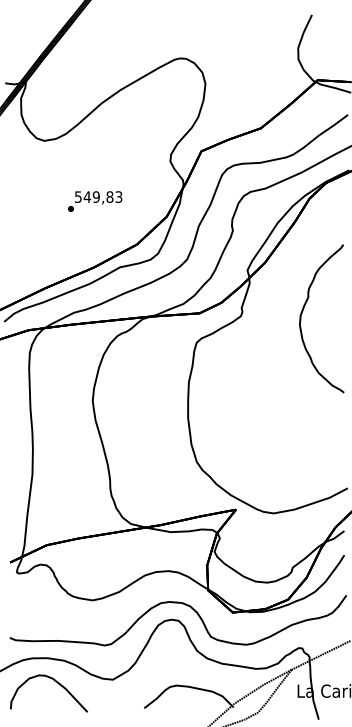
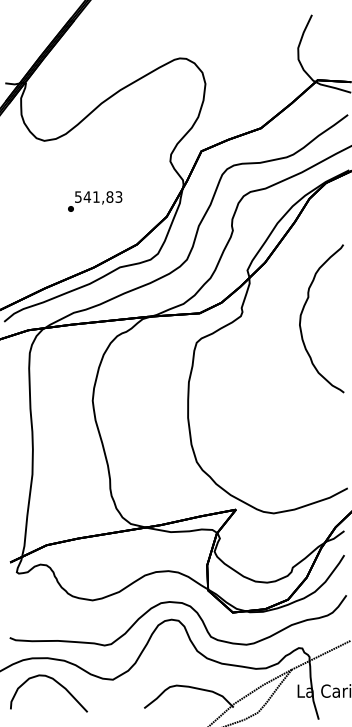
text: 549,83 -> 541,83 (95, 196)
